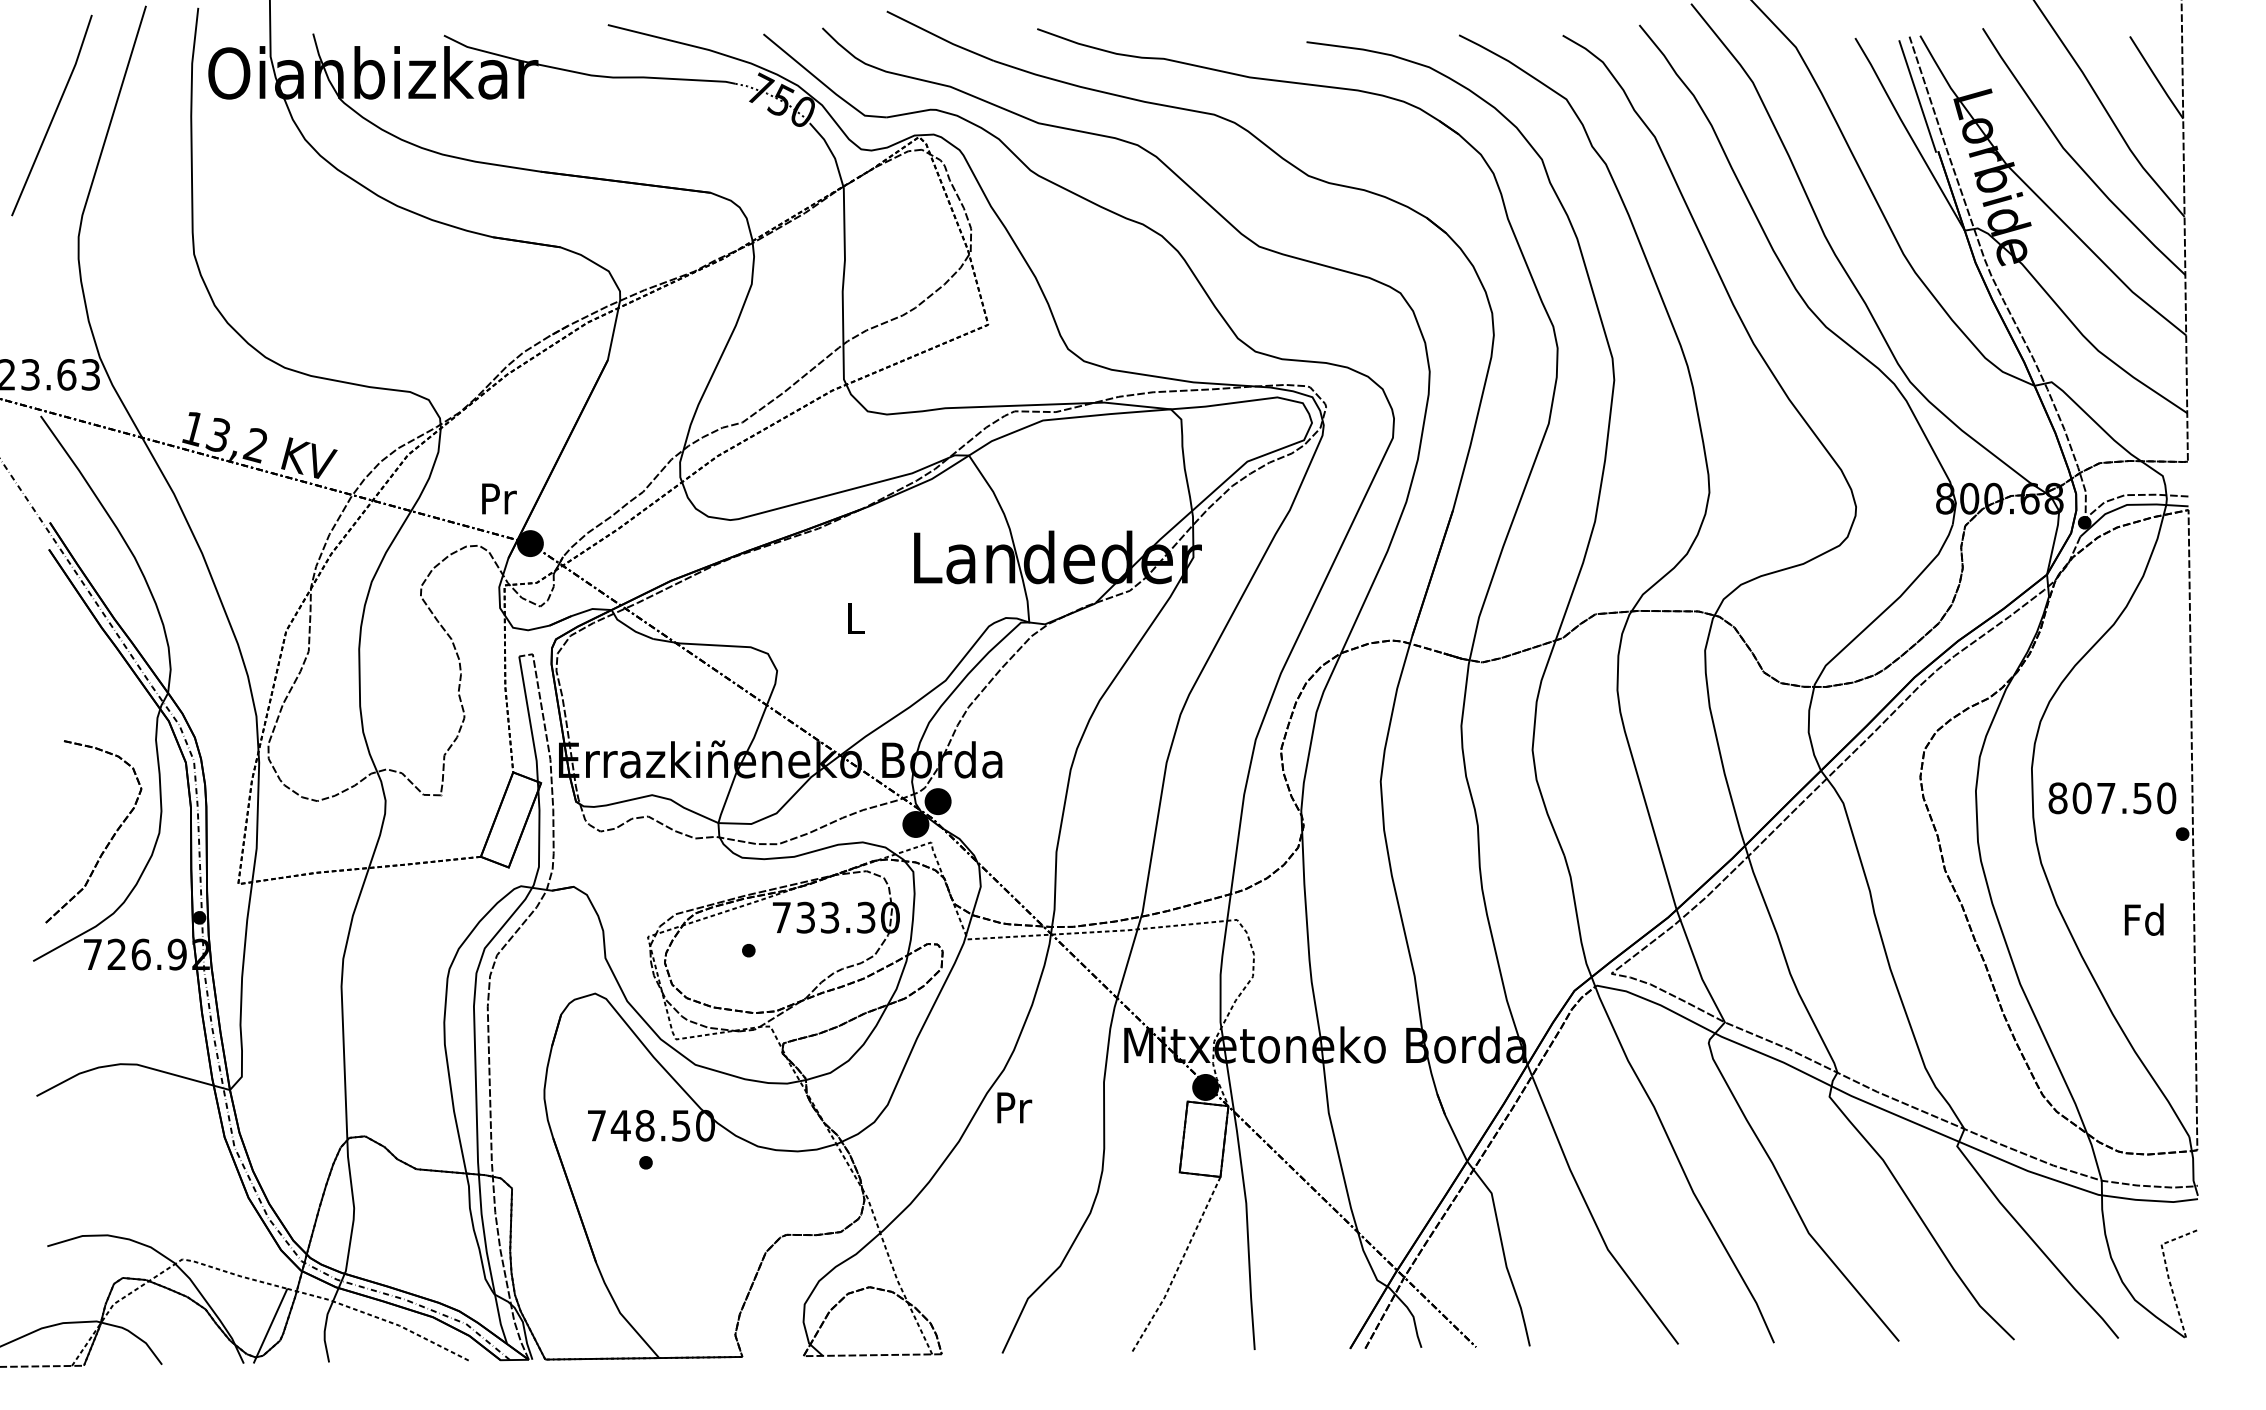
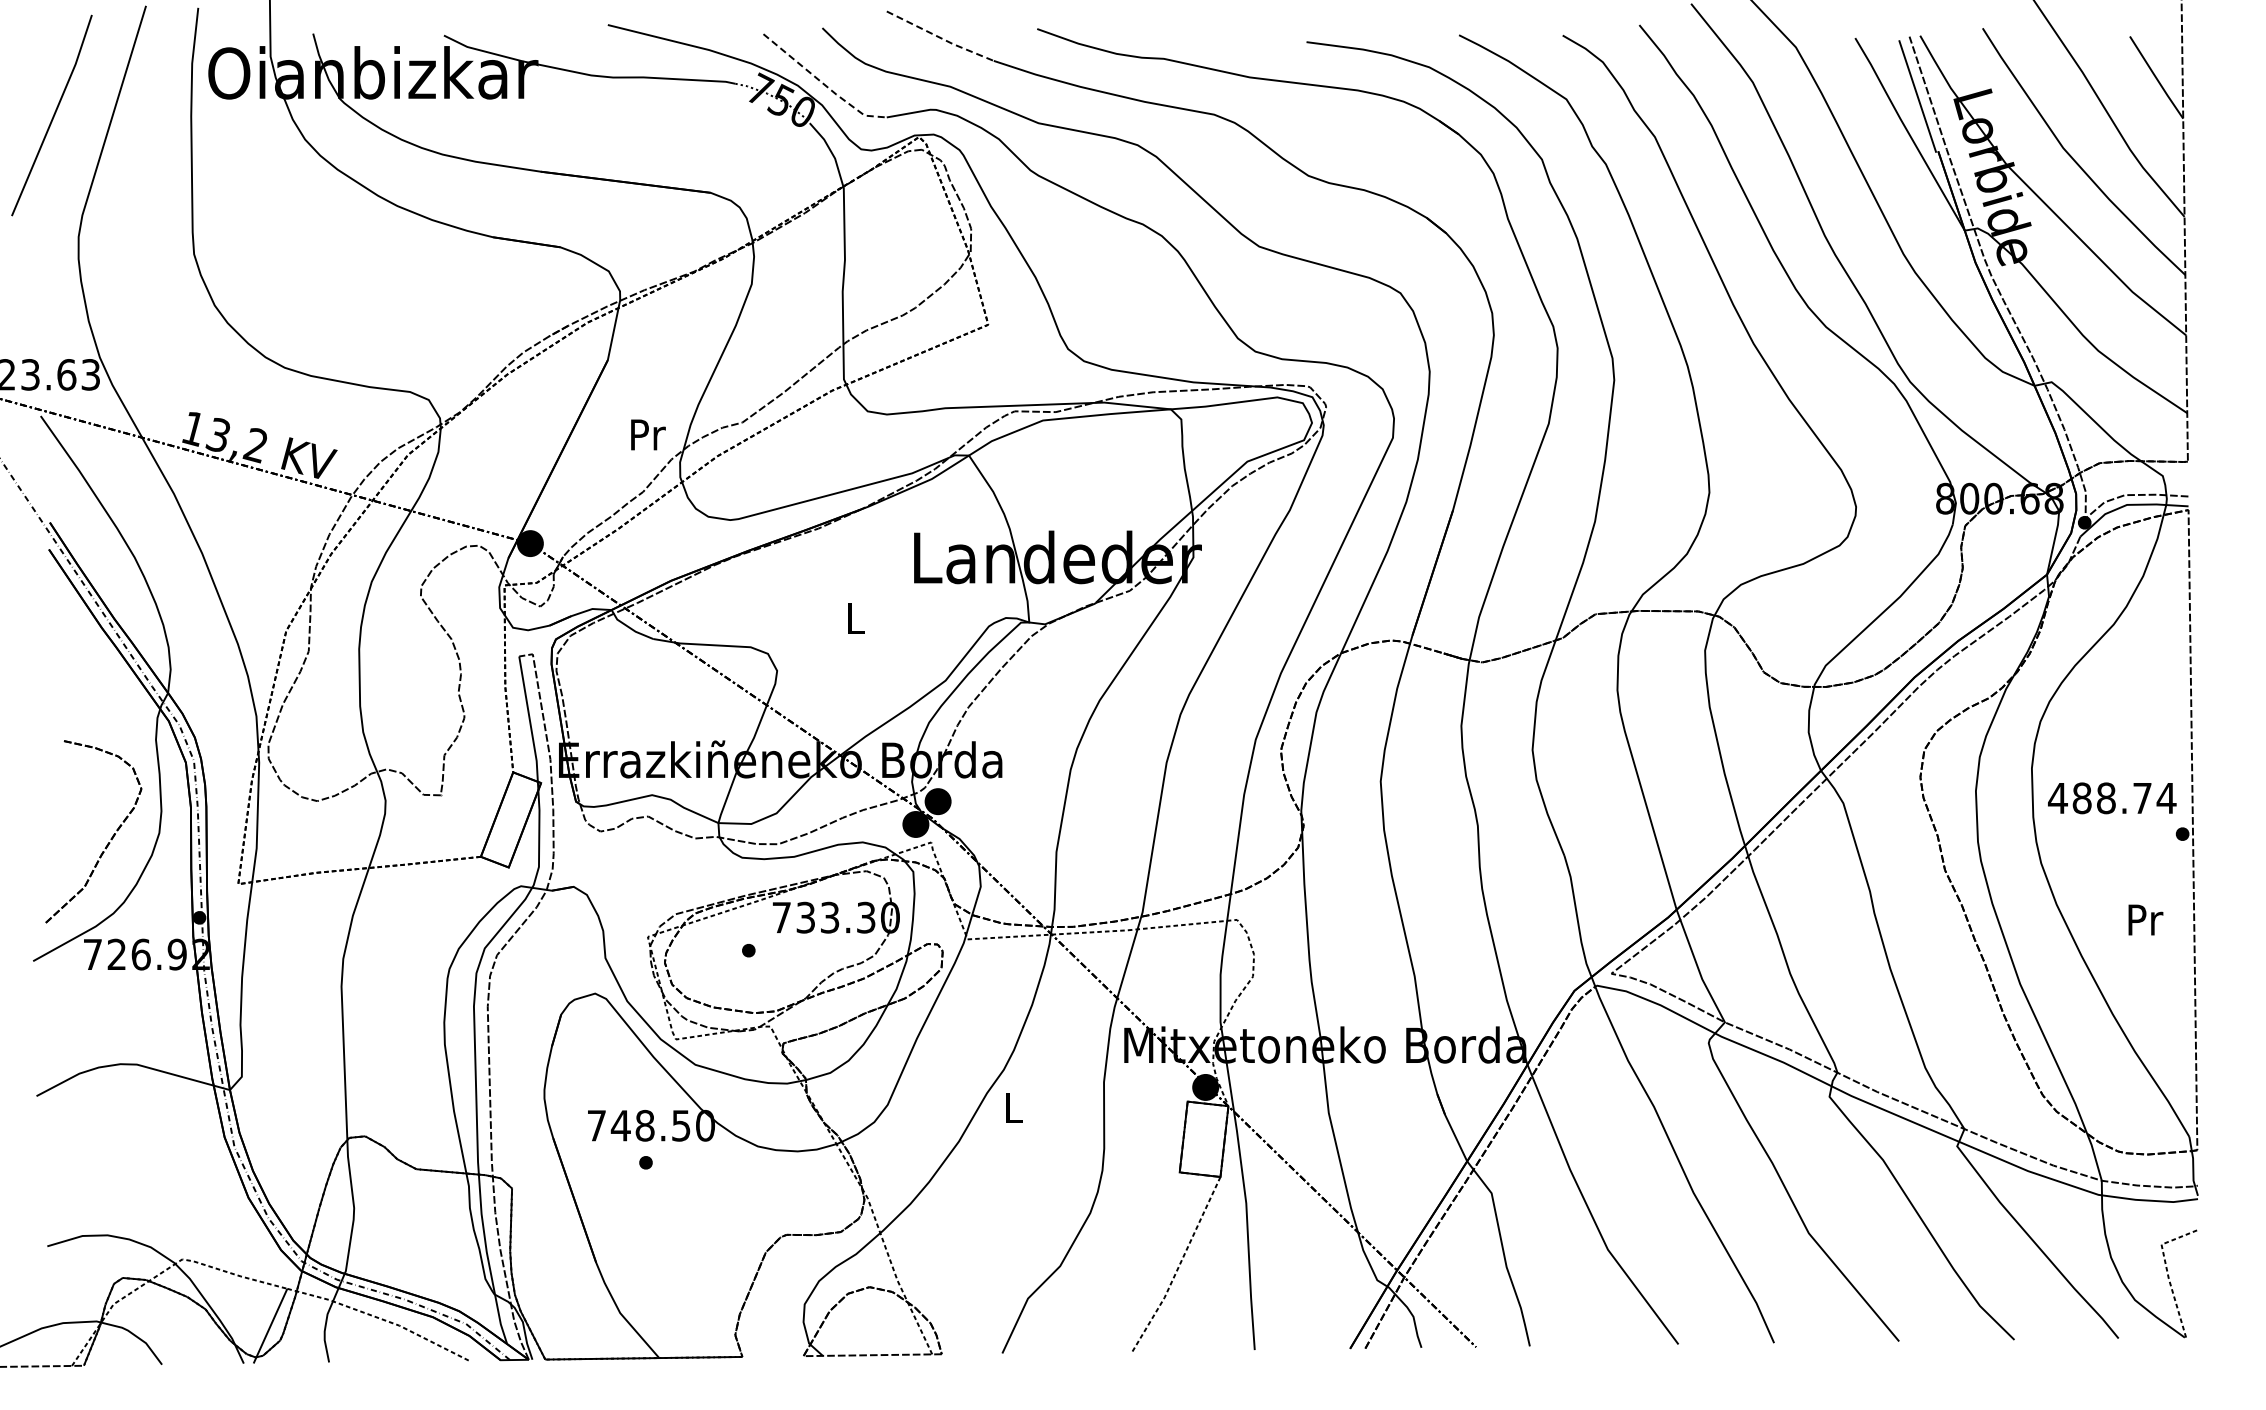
line: solid -> dashed (940, 37)
line: solid -> dashed (823, 83)
text position: (499, 498) -> (648, 434) (648, 434)
text: 807.50 -> 488.74 (2112, 798)
text: Fd -> Pr (2143, 919)
text: Pr -> L (1014, 1107)
